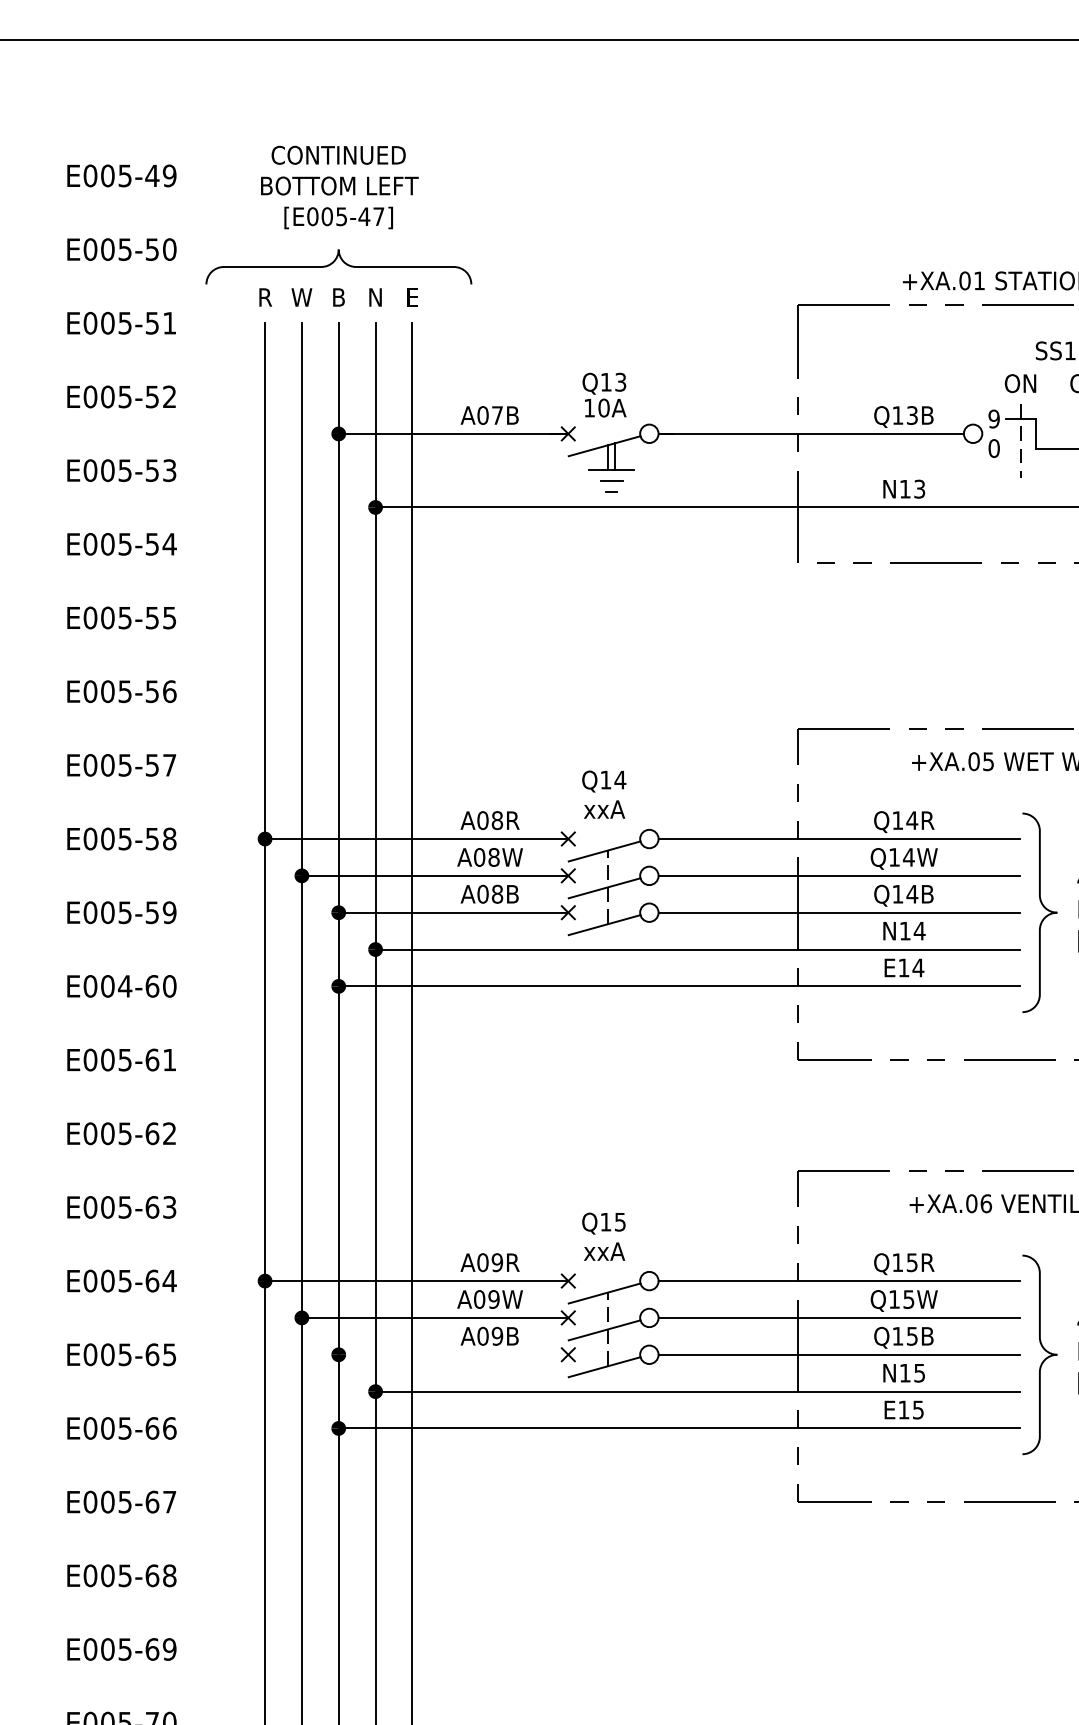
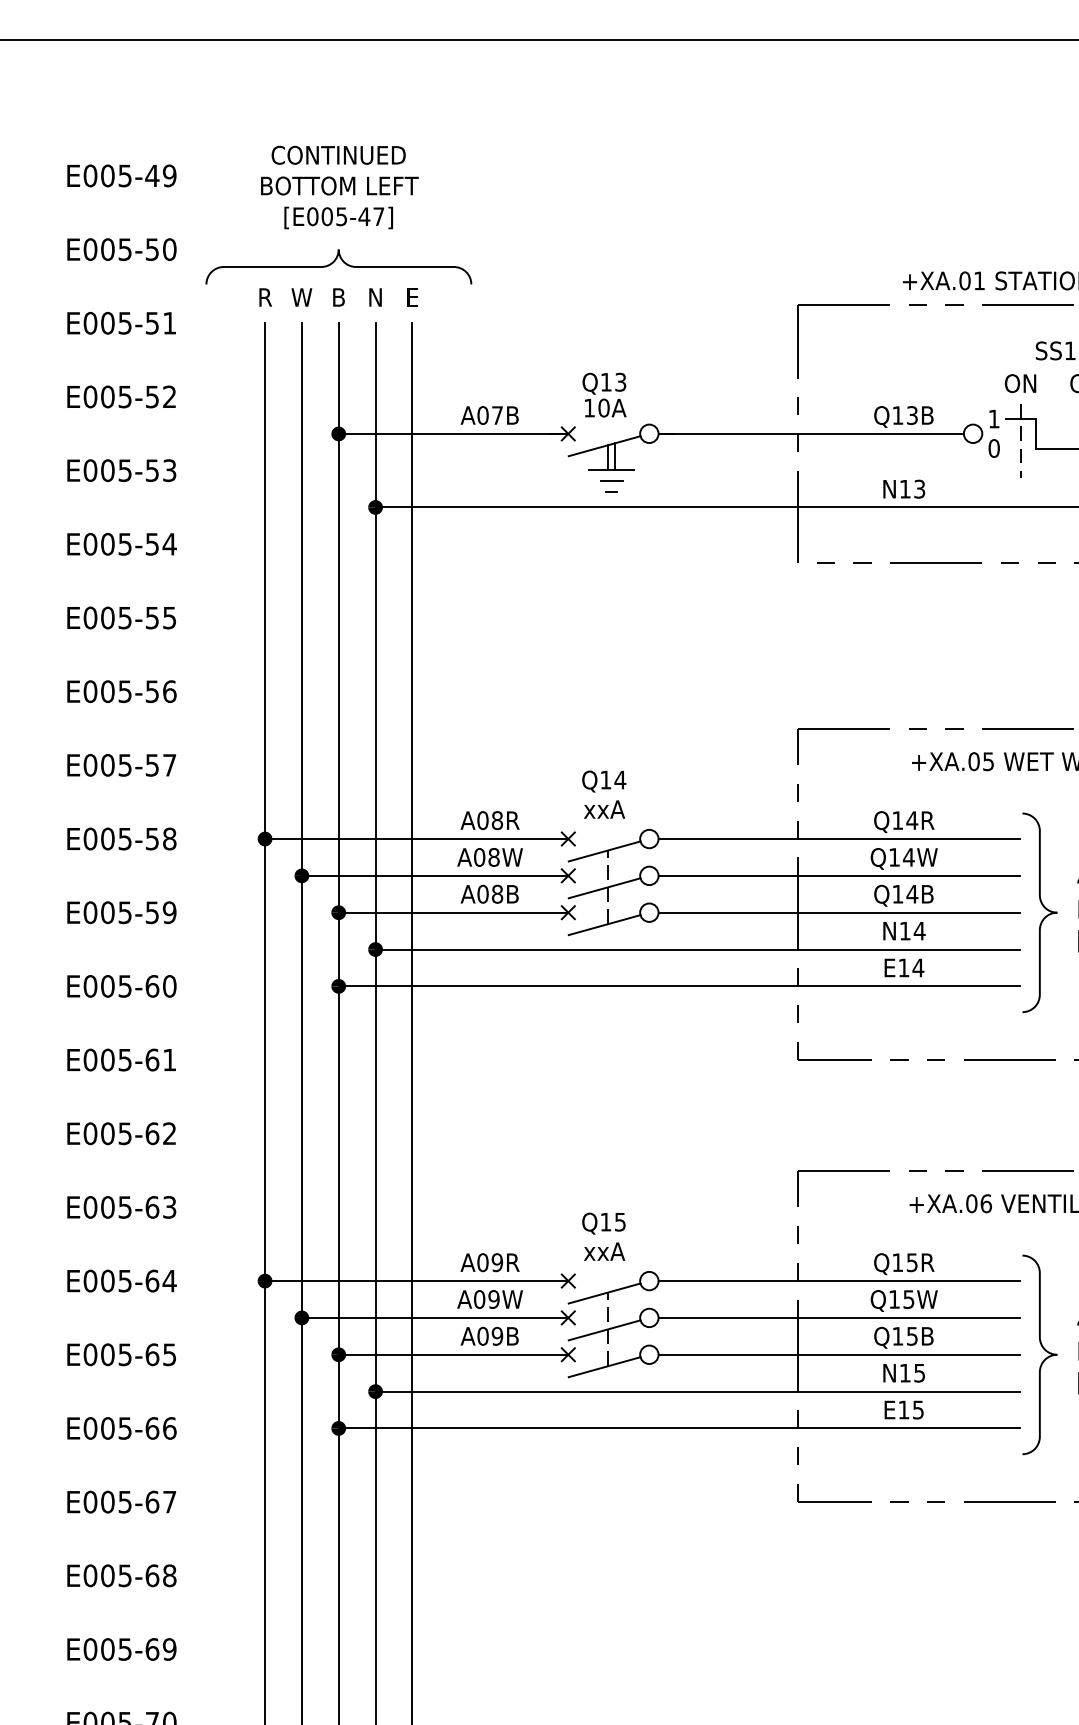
text: 9 -> 1 (993, 418)
text: E004-60 -> E005-60 (125, 986)
line: none -> present (453, 1354)
